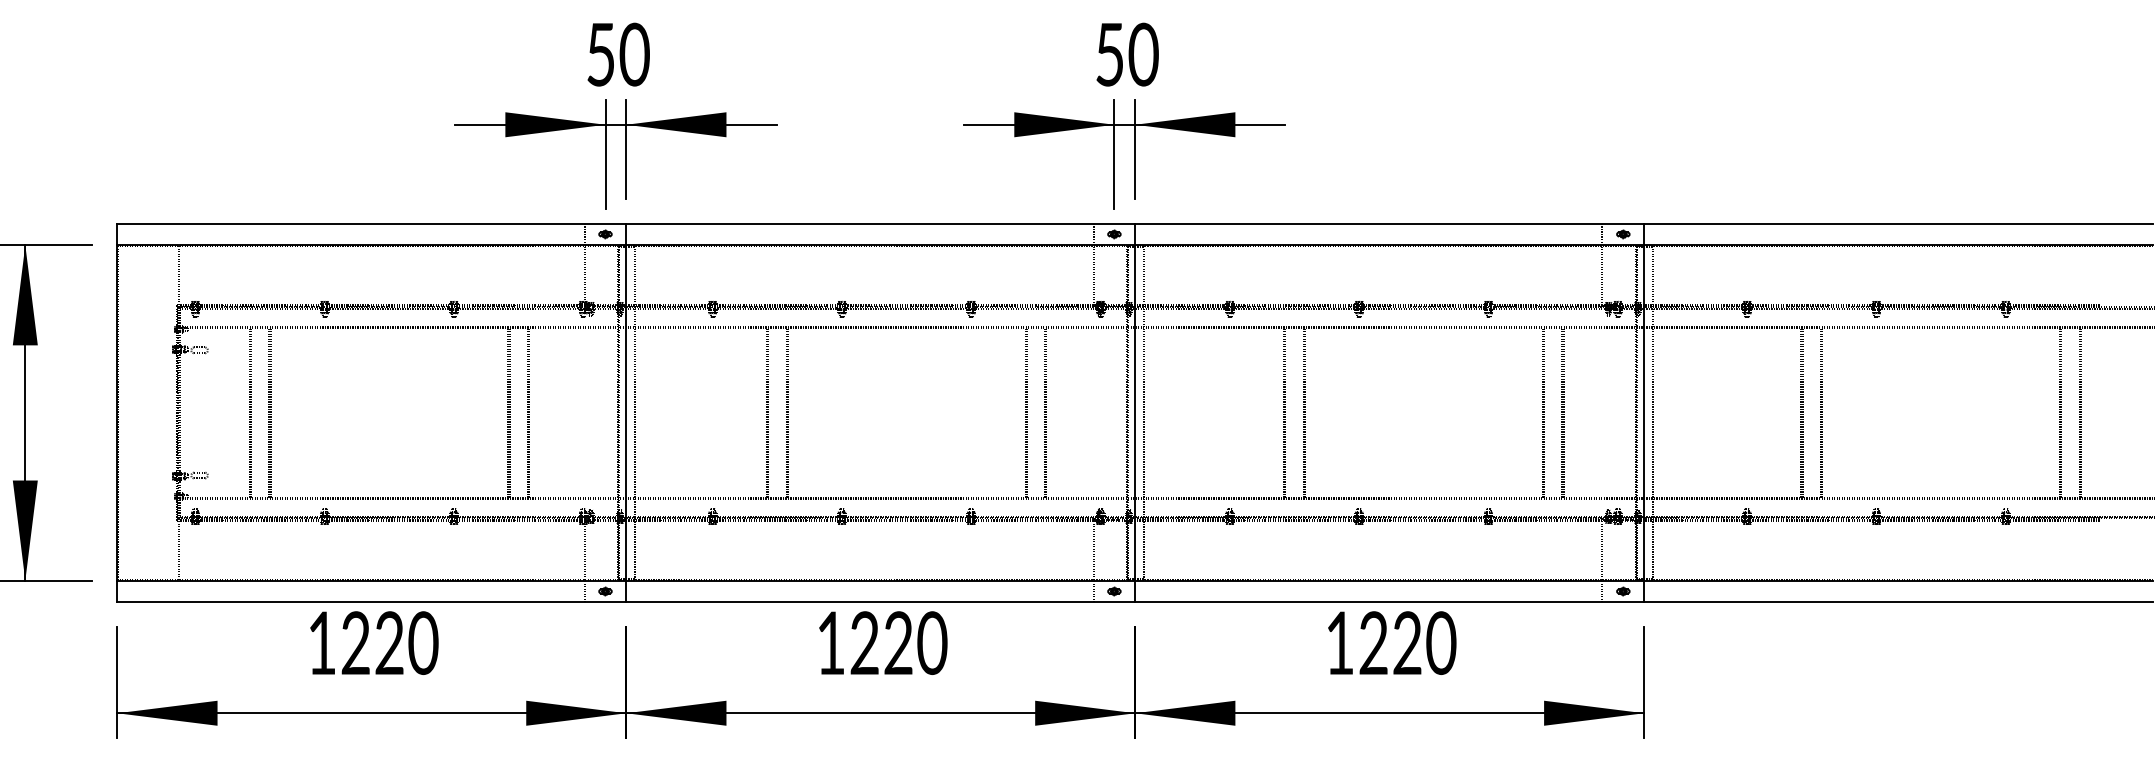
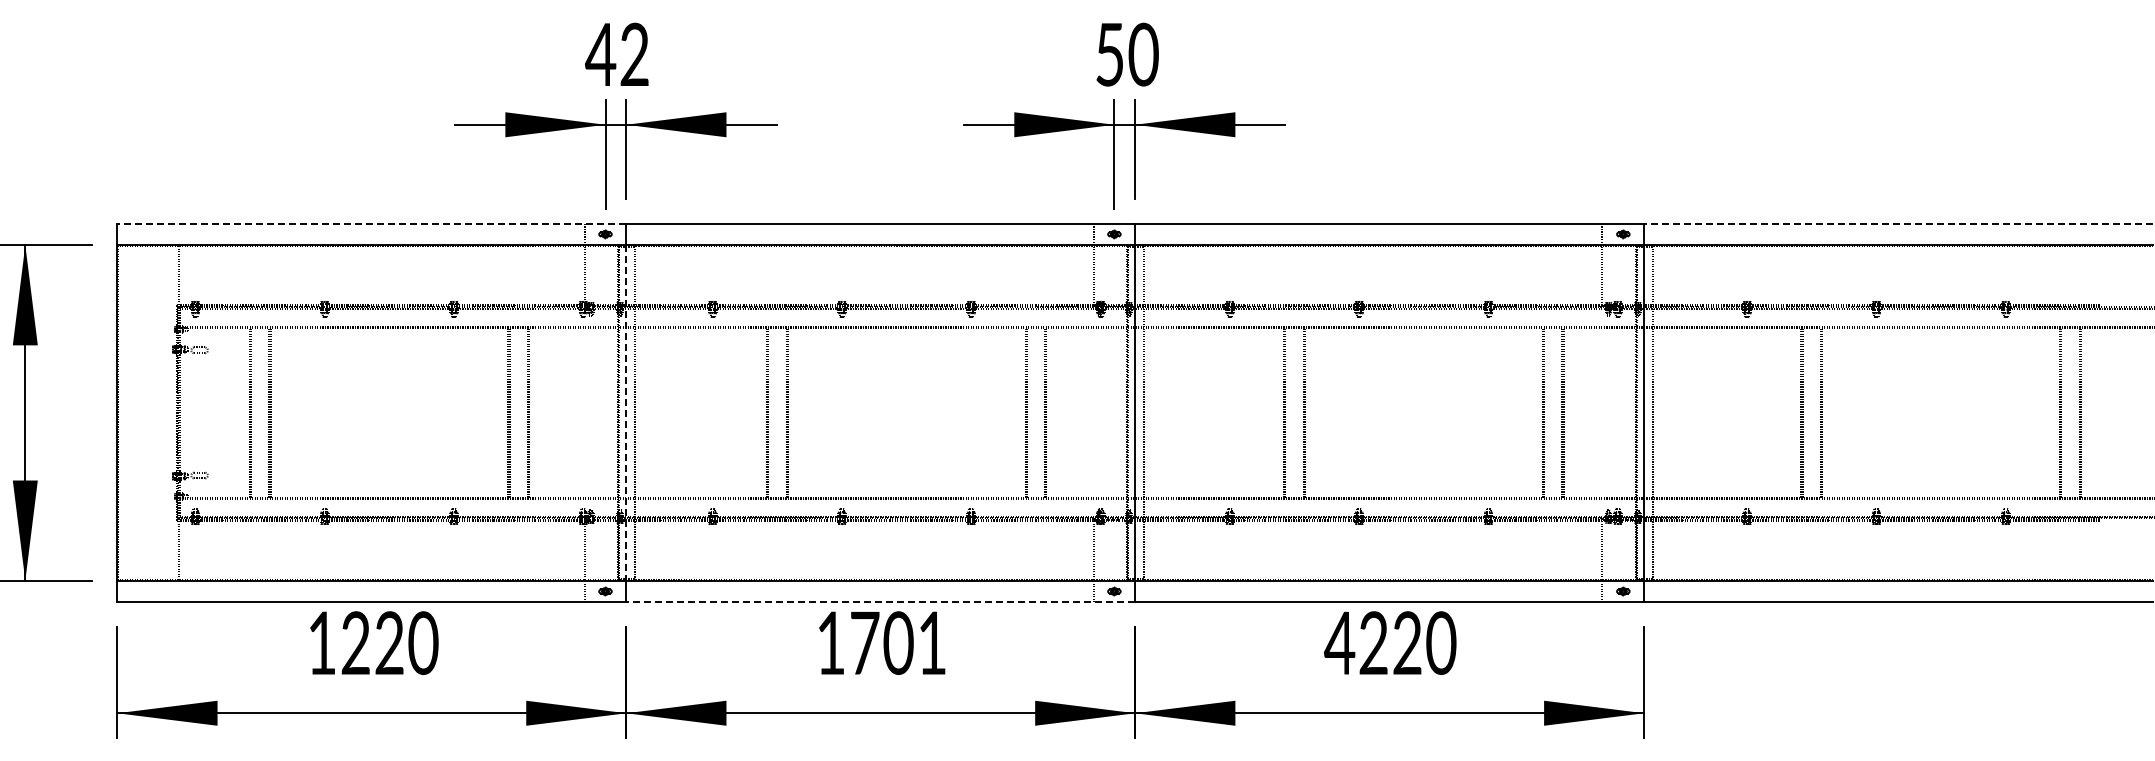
text: 50 -> 42 (617, 54)
line: solid -> dashed (371, 223)
line: solid -> dashed (1898, 223)
line: solid -> dashed (626, 412)
line: solid -> dashed (880, 601)
text: 1220 -> 4220 (1339, 642)
text: 1220 -> 1701 (898, 643)
